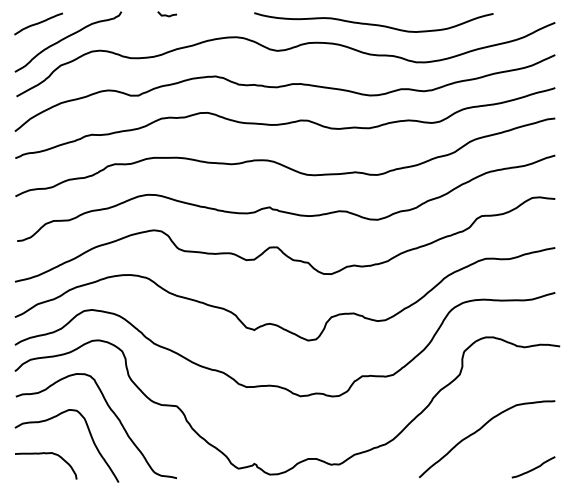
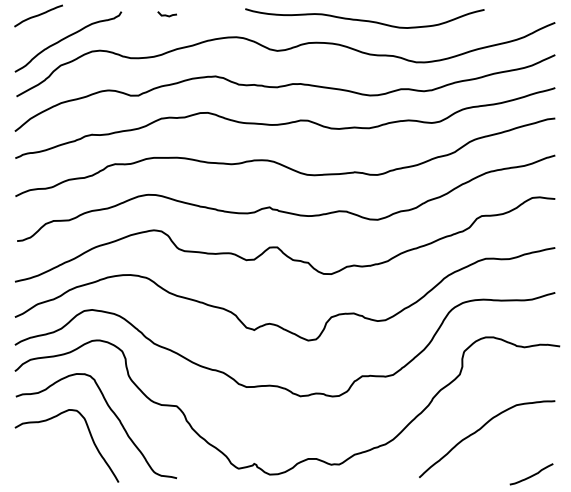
curve position: (38, 23) -> (38, 15) (38, 15)
curve position: (373, 23) -> (364, 19) (364, 19)
curve: present -> none (46, 454)
curve position: (534, 467) -> (532, 474) (532, 474)
